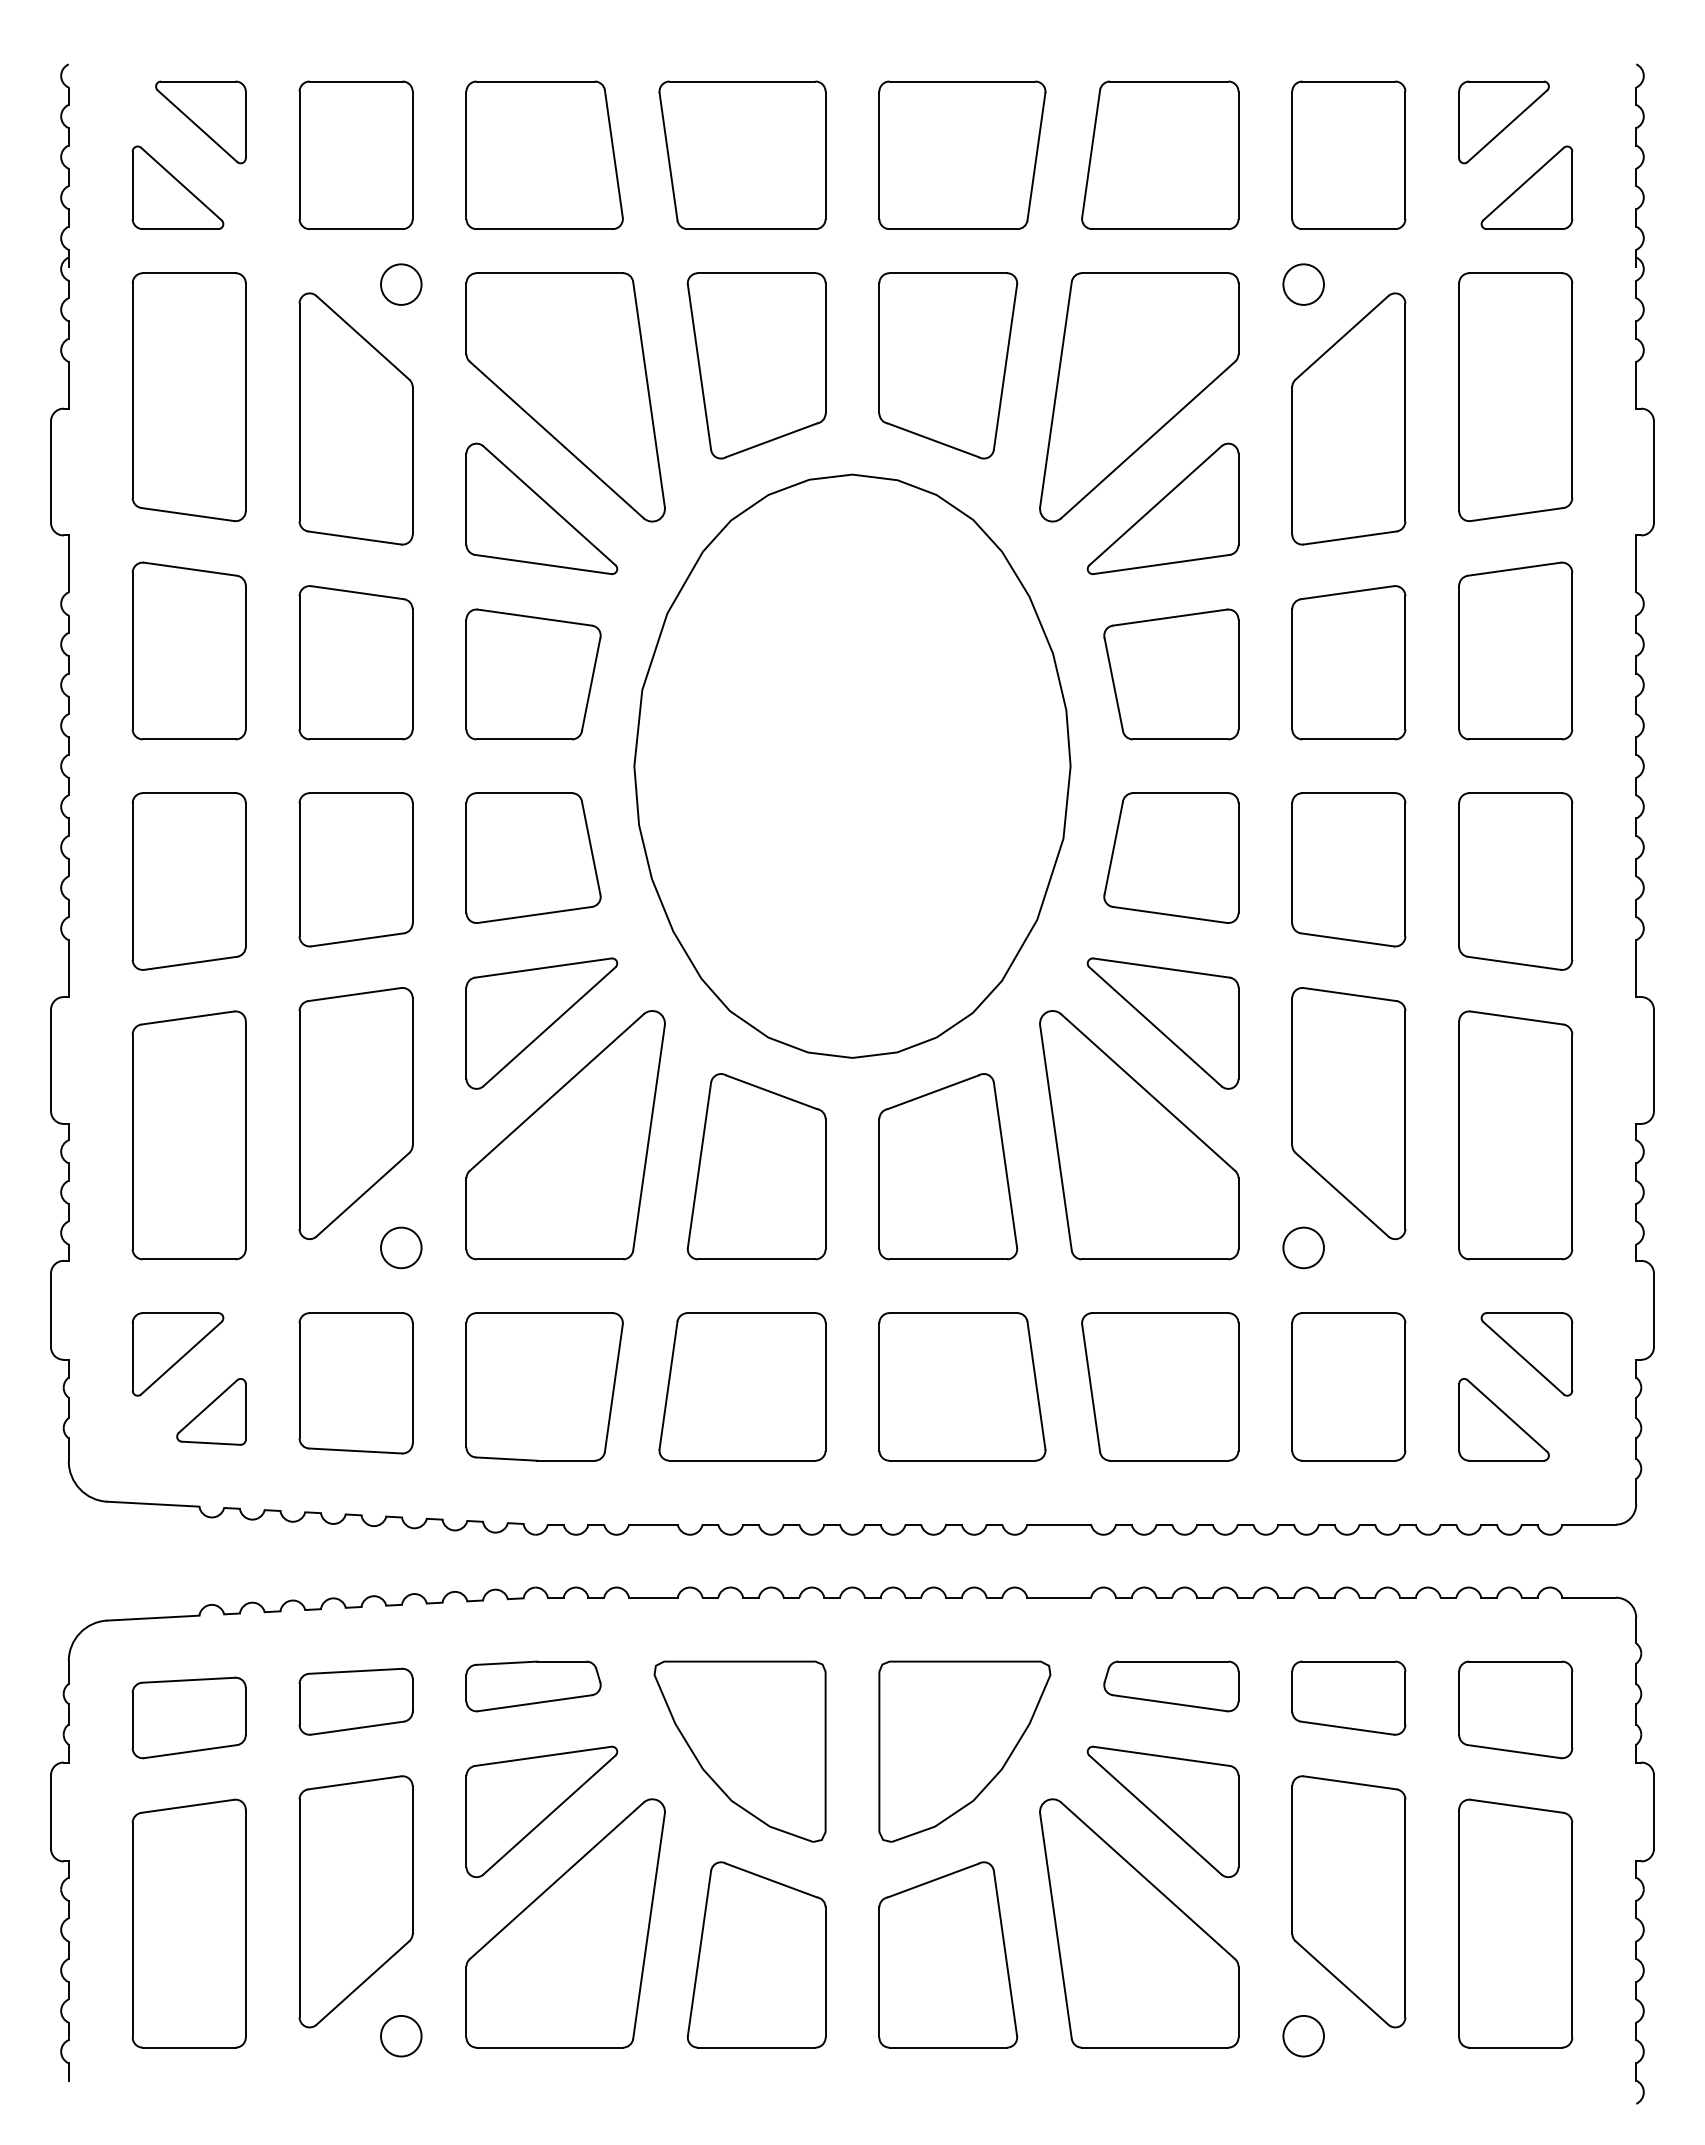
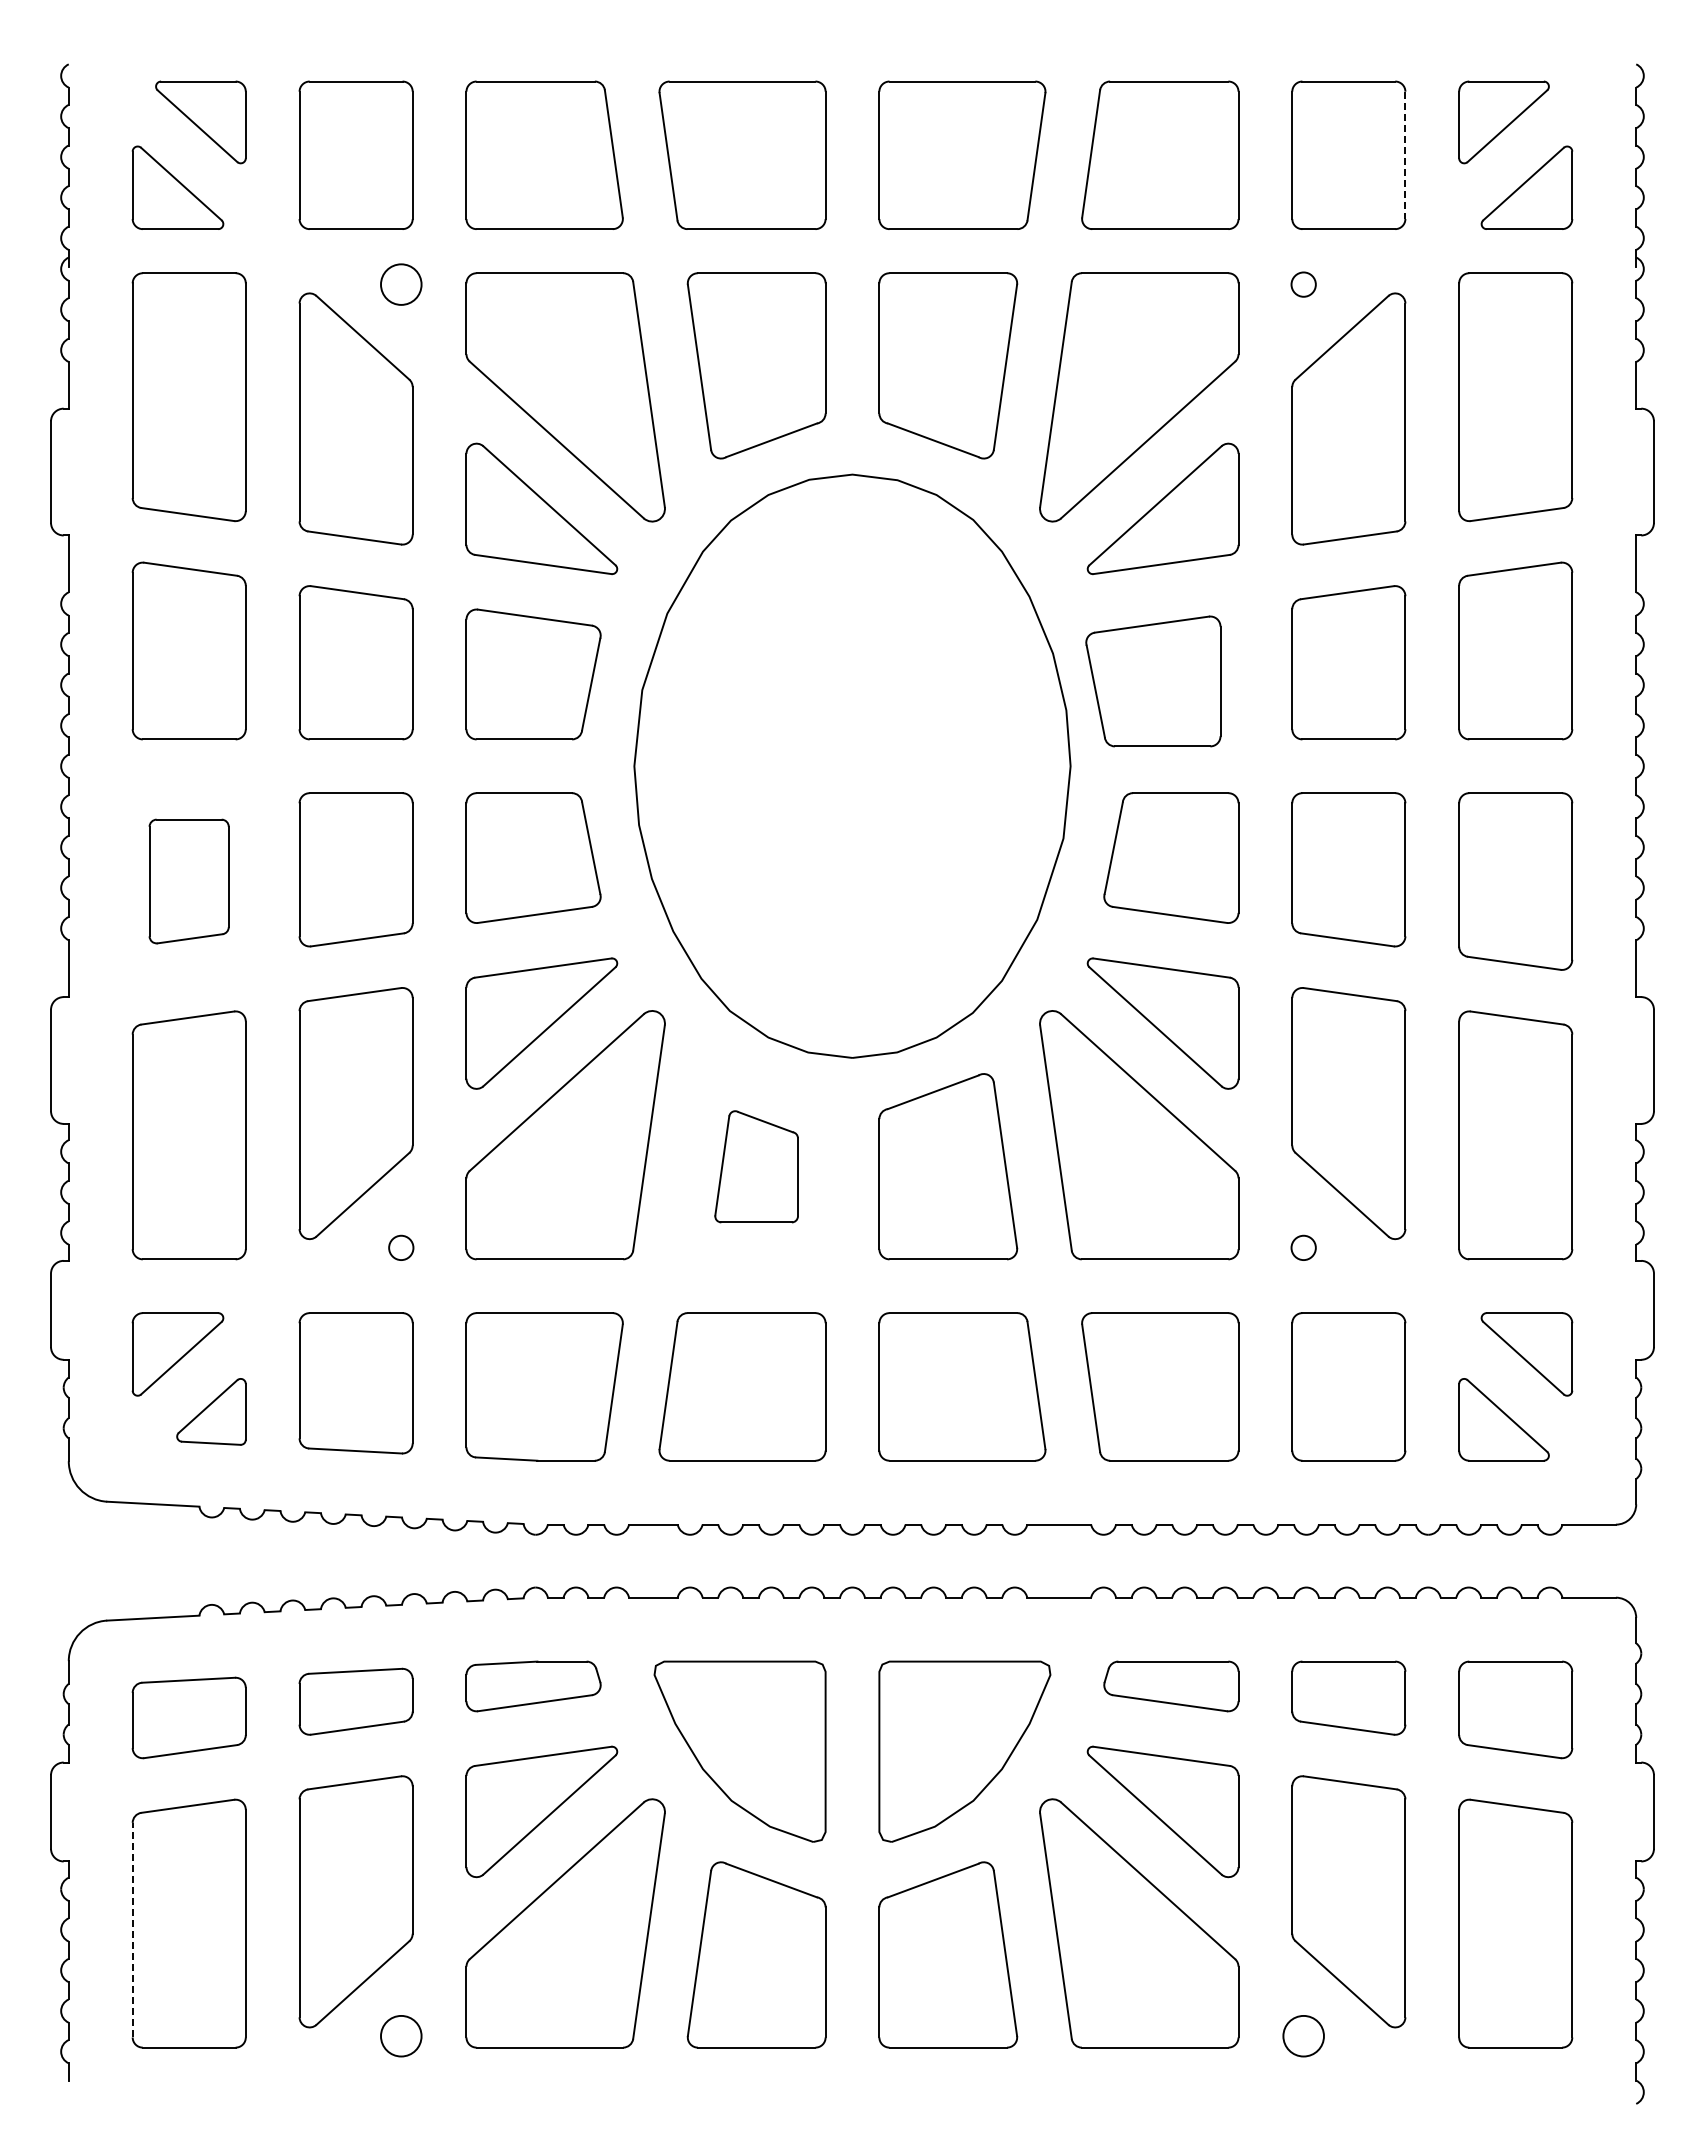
line: solid -> dashed (1405, 155)
circle diameter: 41 px -> 24 px (1303, 284)
part position: (1171, 674) -> (1153, 681) (1153, 681)
part size: 116x179 px -> 82x127 px (188, 881)
part size: 141x188 px -> 85x114 px (756, 1166)
circle diameter: 41 px -> 24 px (401, 1247)
circle diameter: 41 px -> 24 px (1303, 1247)
line: solid -> dashed (132, 1929)
